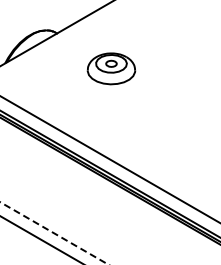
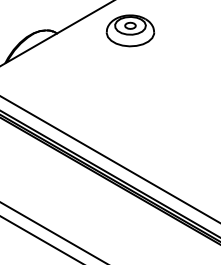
part position: (111, 68) -> (130, 30) (130, 30)
line: dashed -> solid (54, 233)
